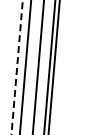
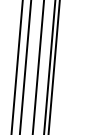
line: dashed -> solid (17, 67)
